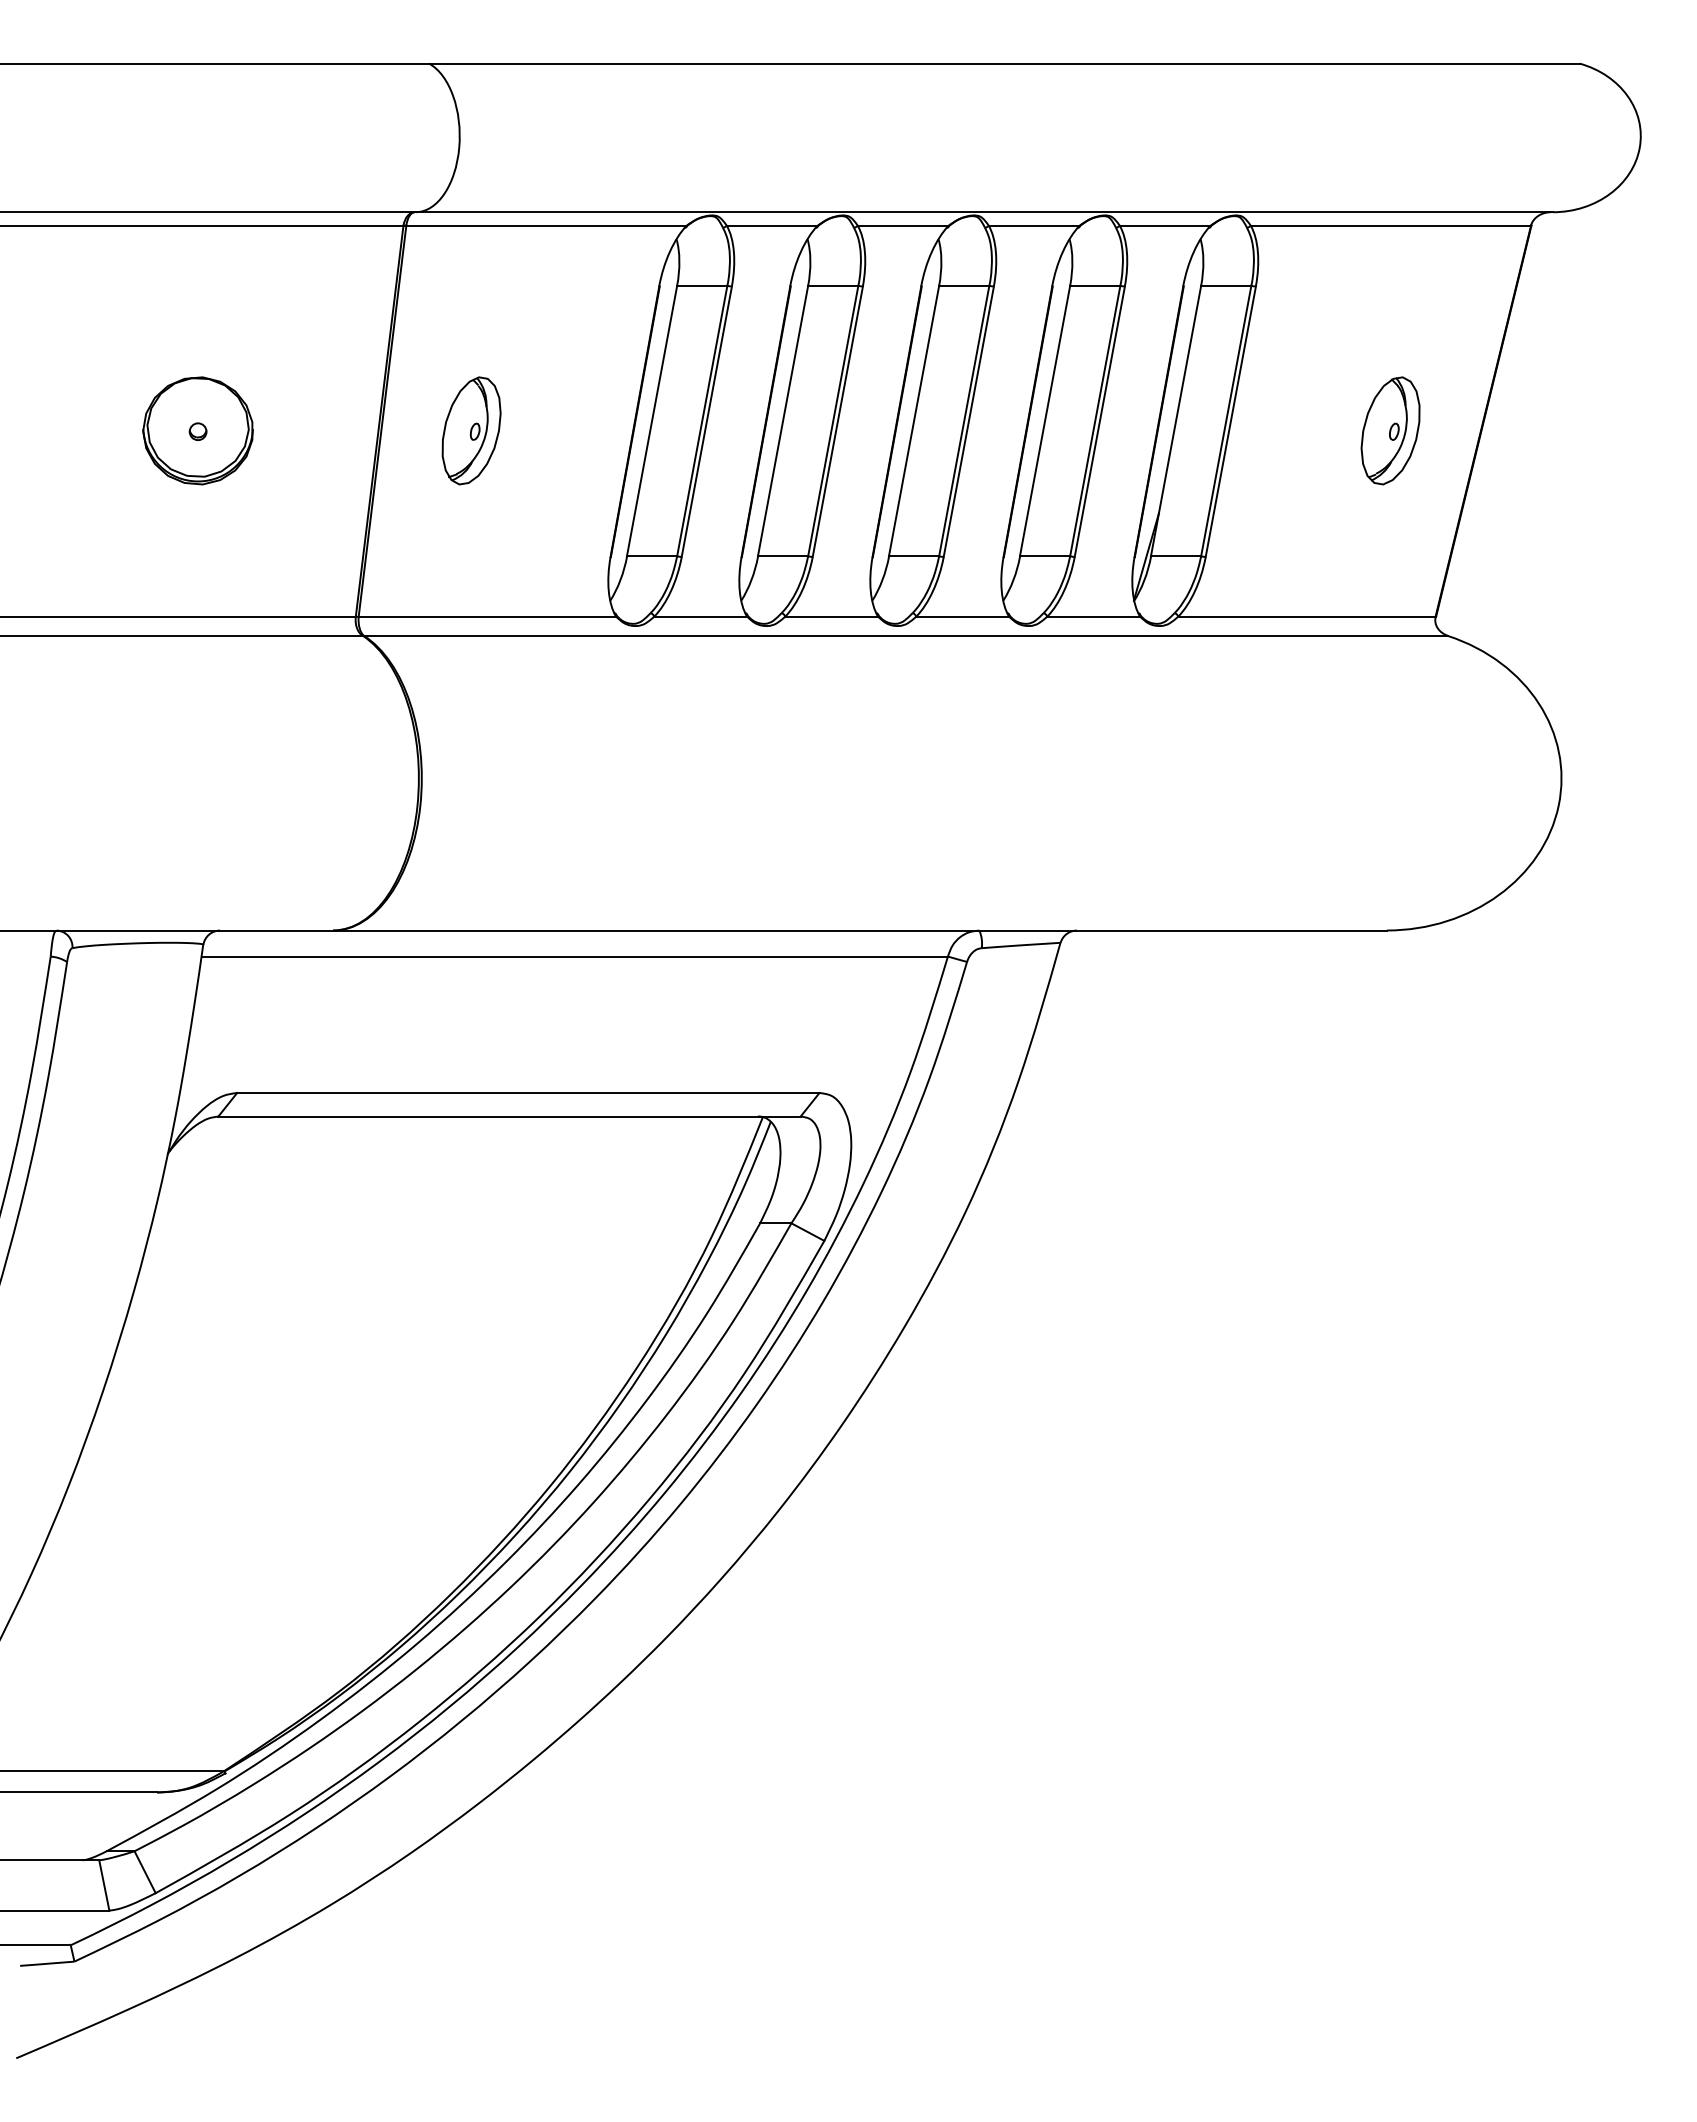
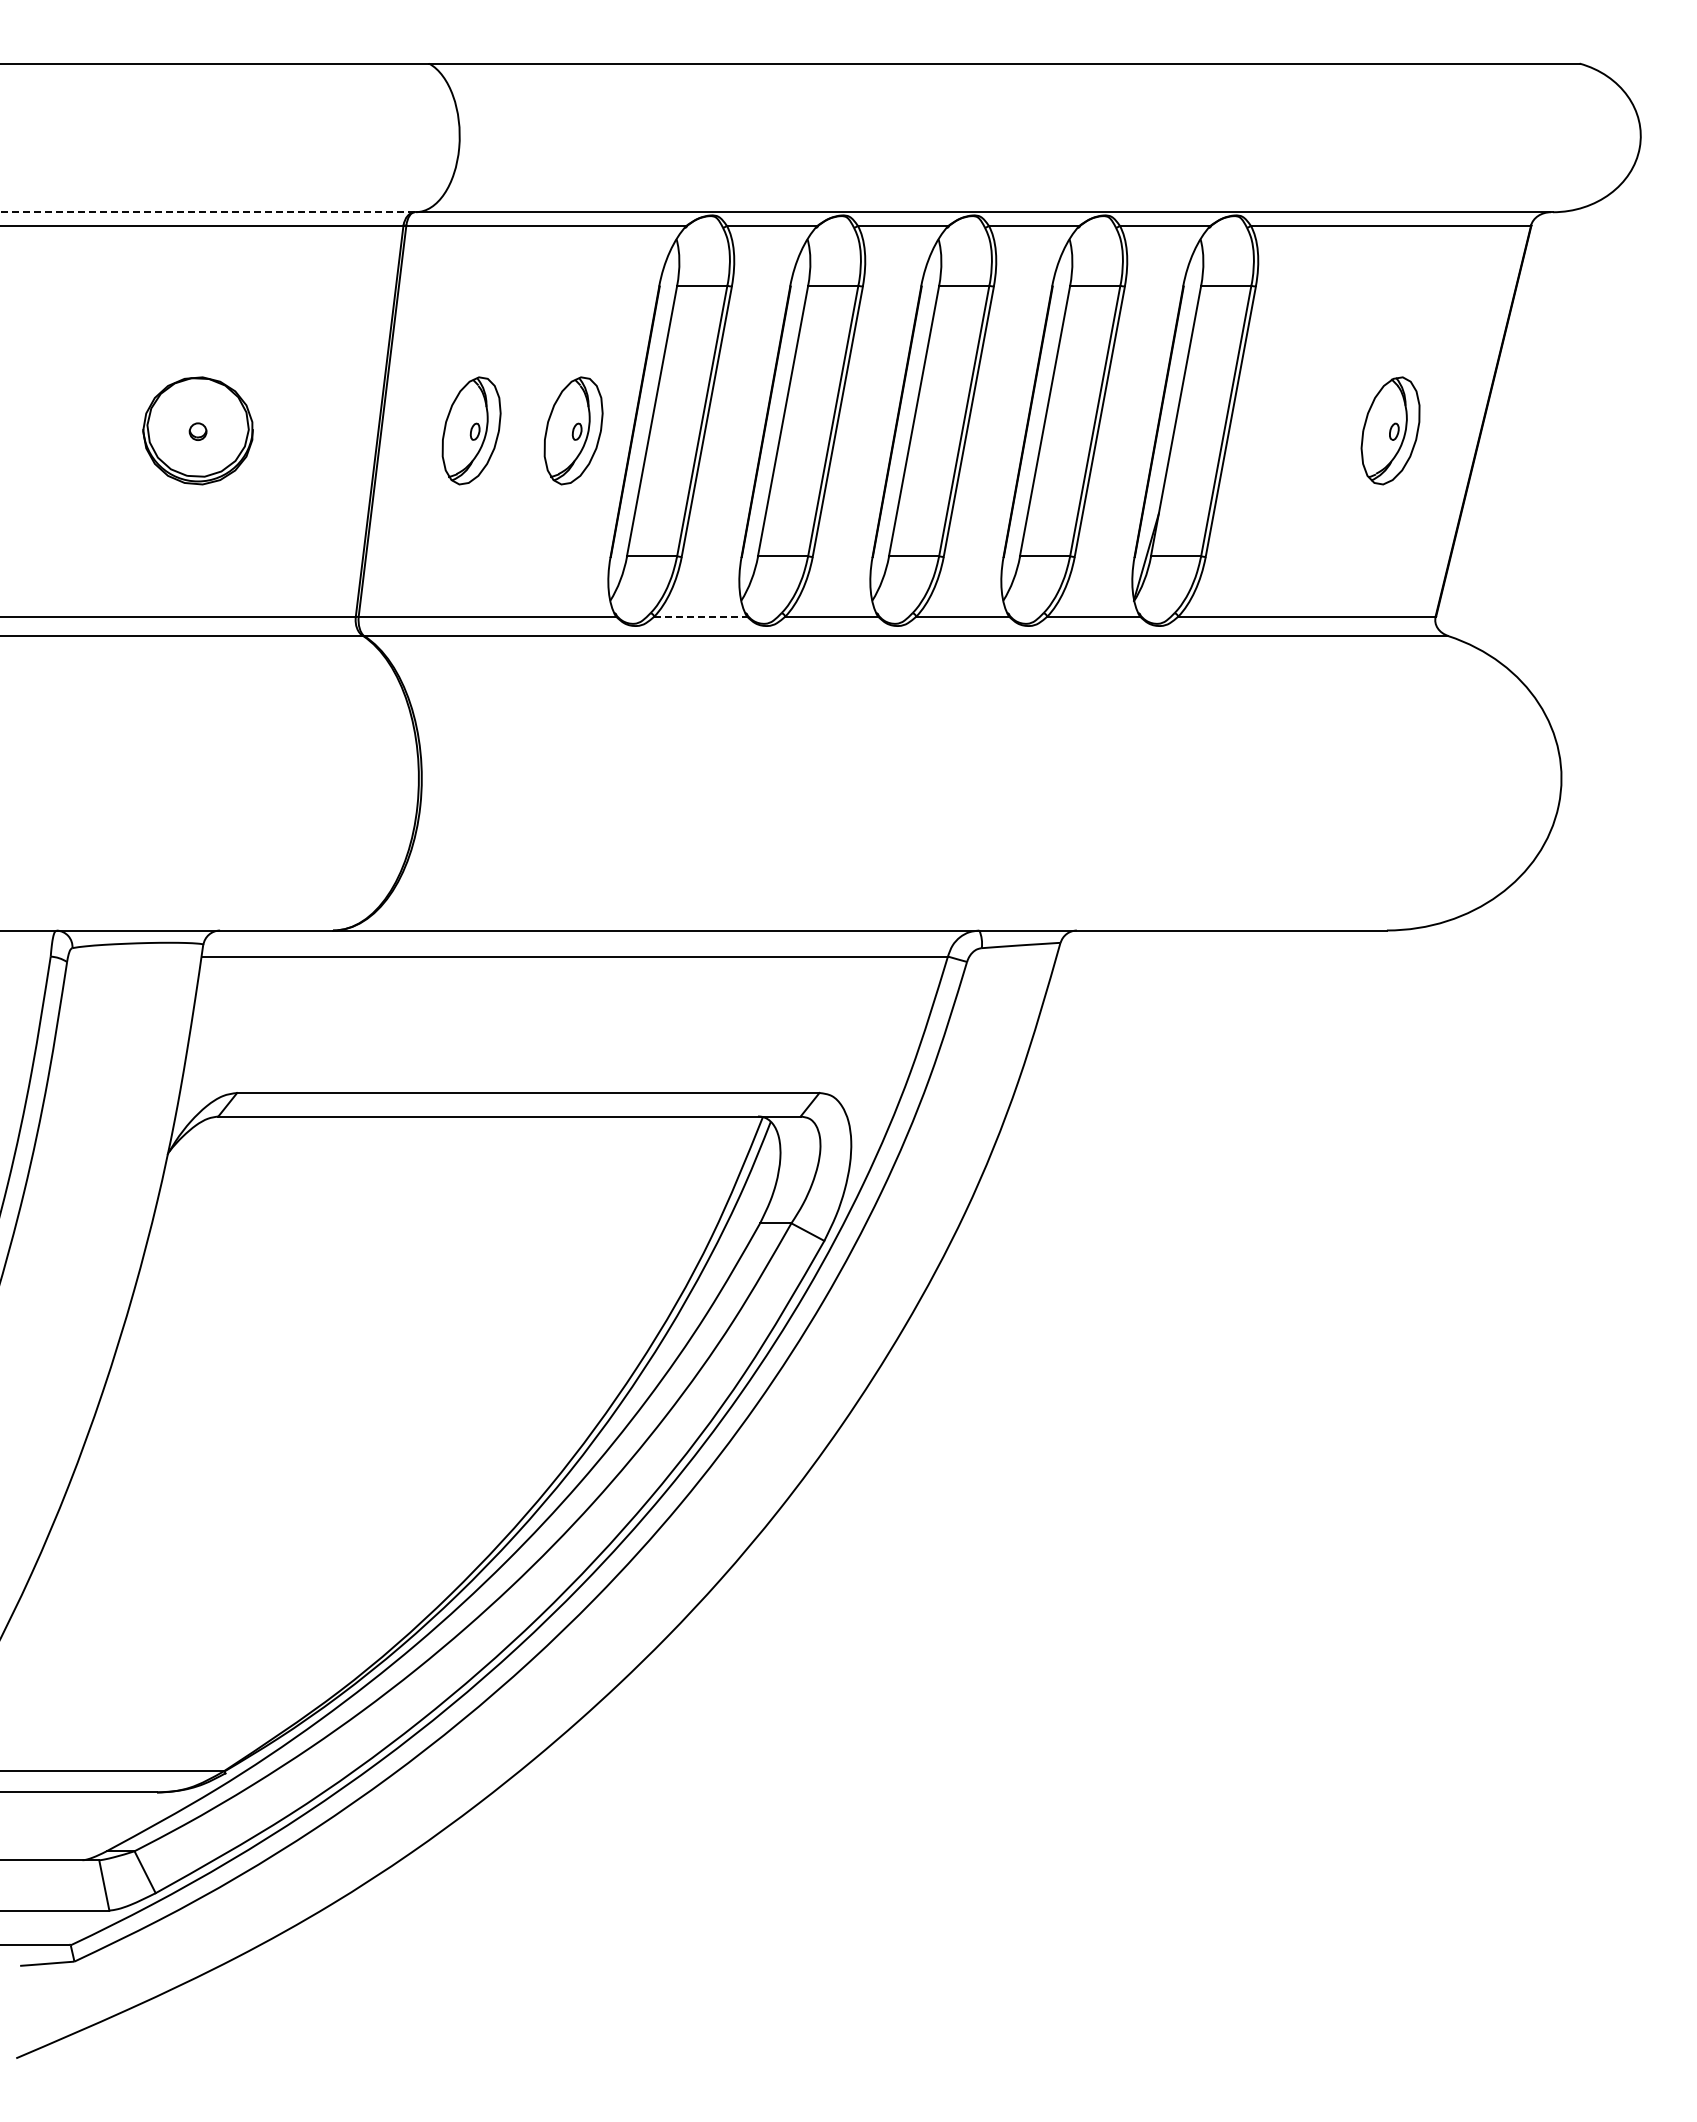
line: solid -> dashed (208, 212)
part: none -> present (573, 430)
line: solid -> dashed (701, 616)
